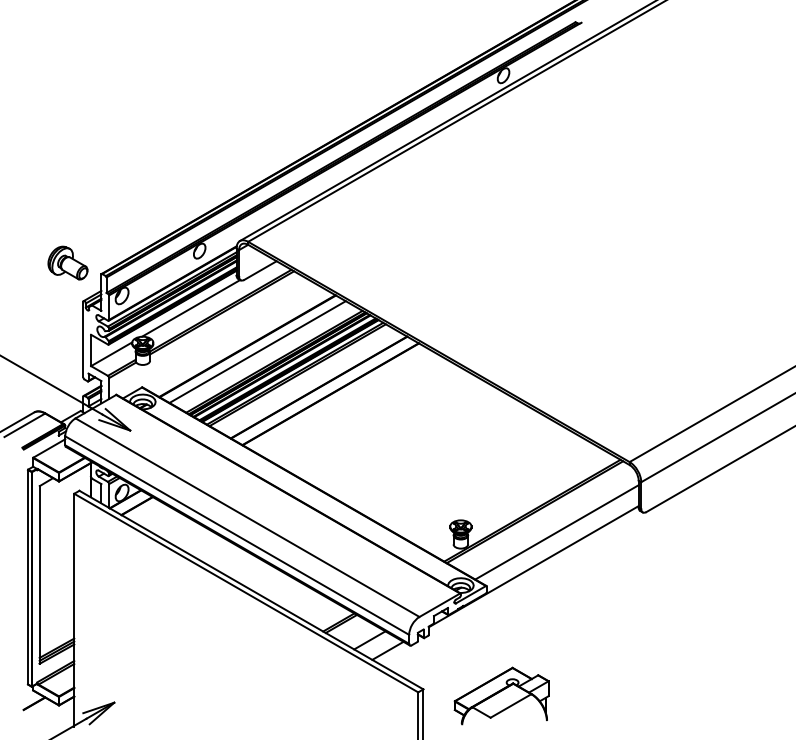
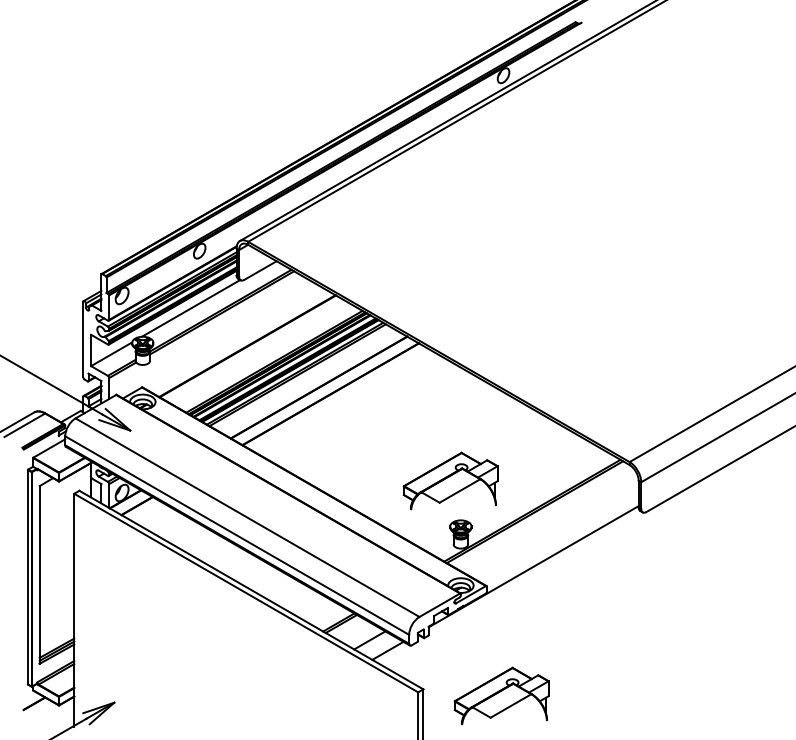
part: present -> none (67, 262)
line: present -> none (257, 351)
part: none -> present (450, 480)
line: present -> none (556, 532)
